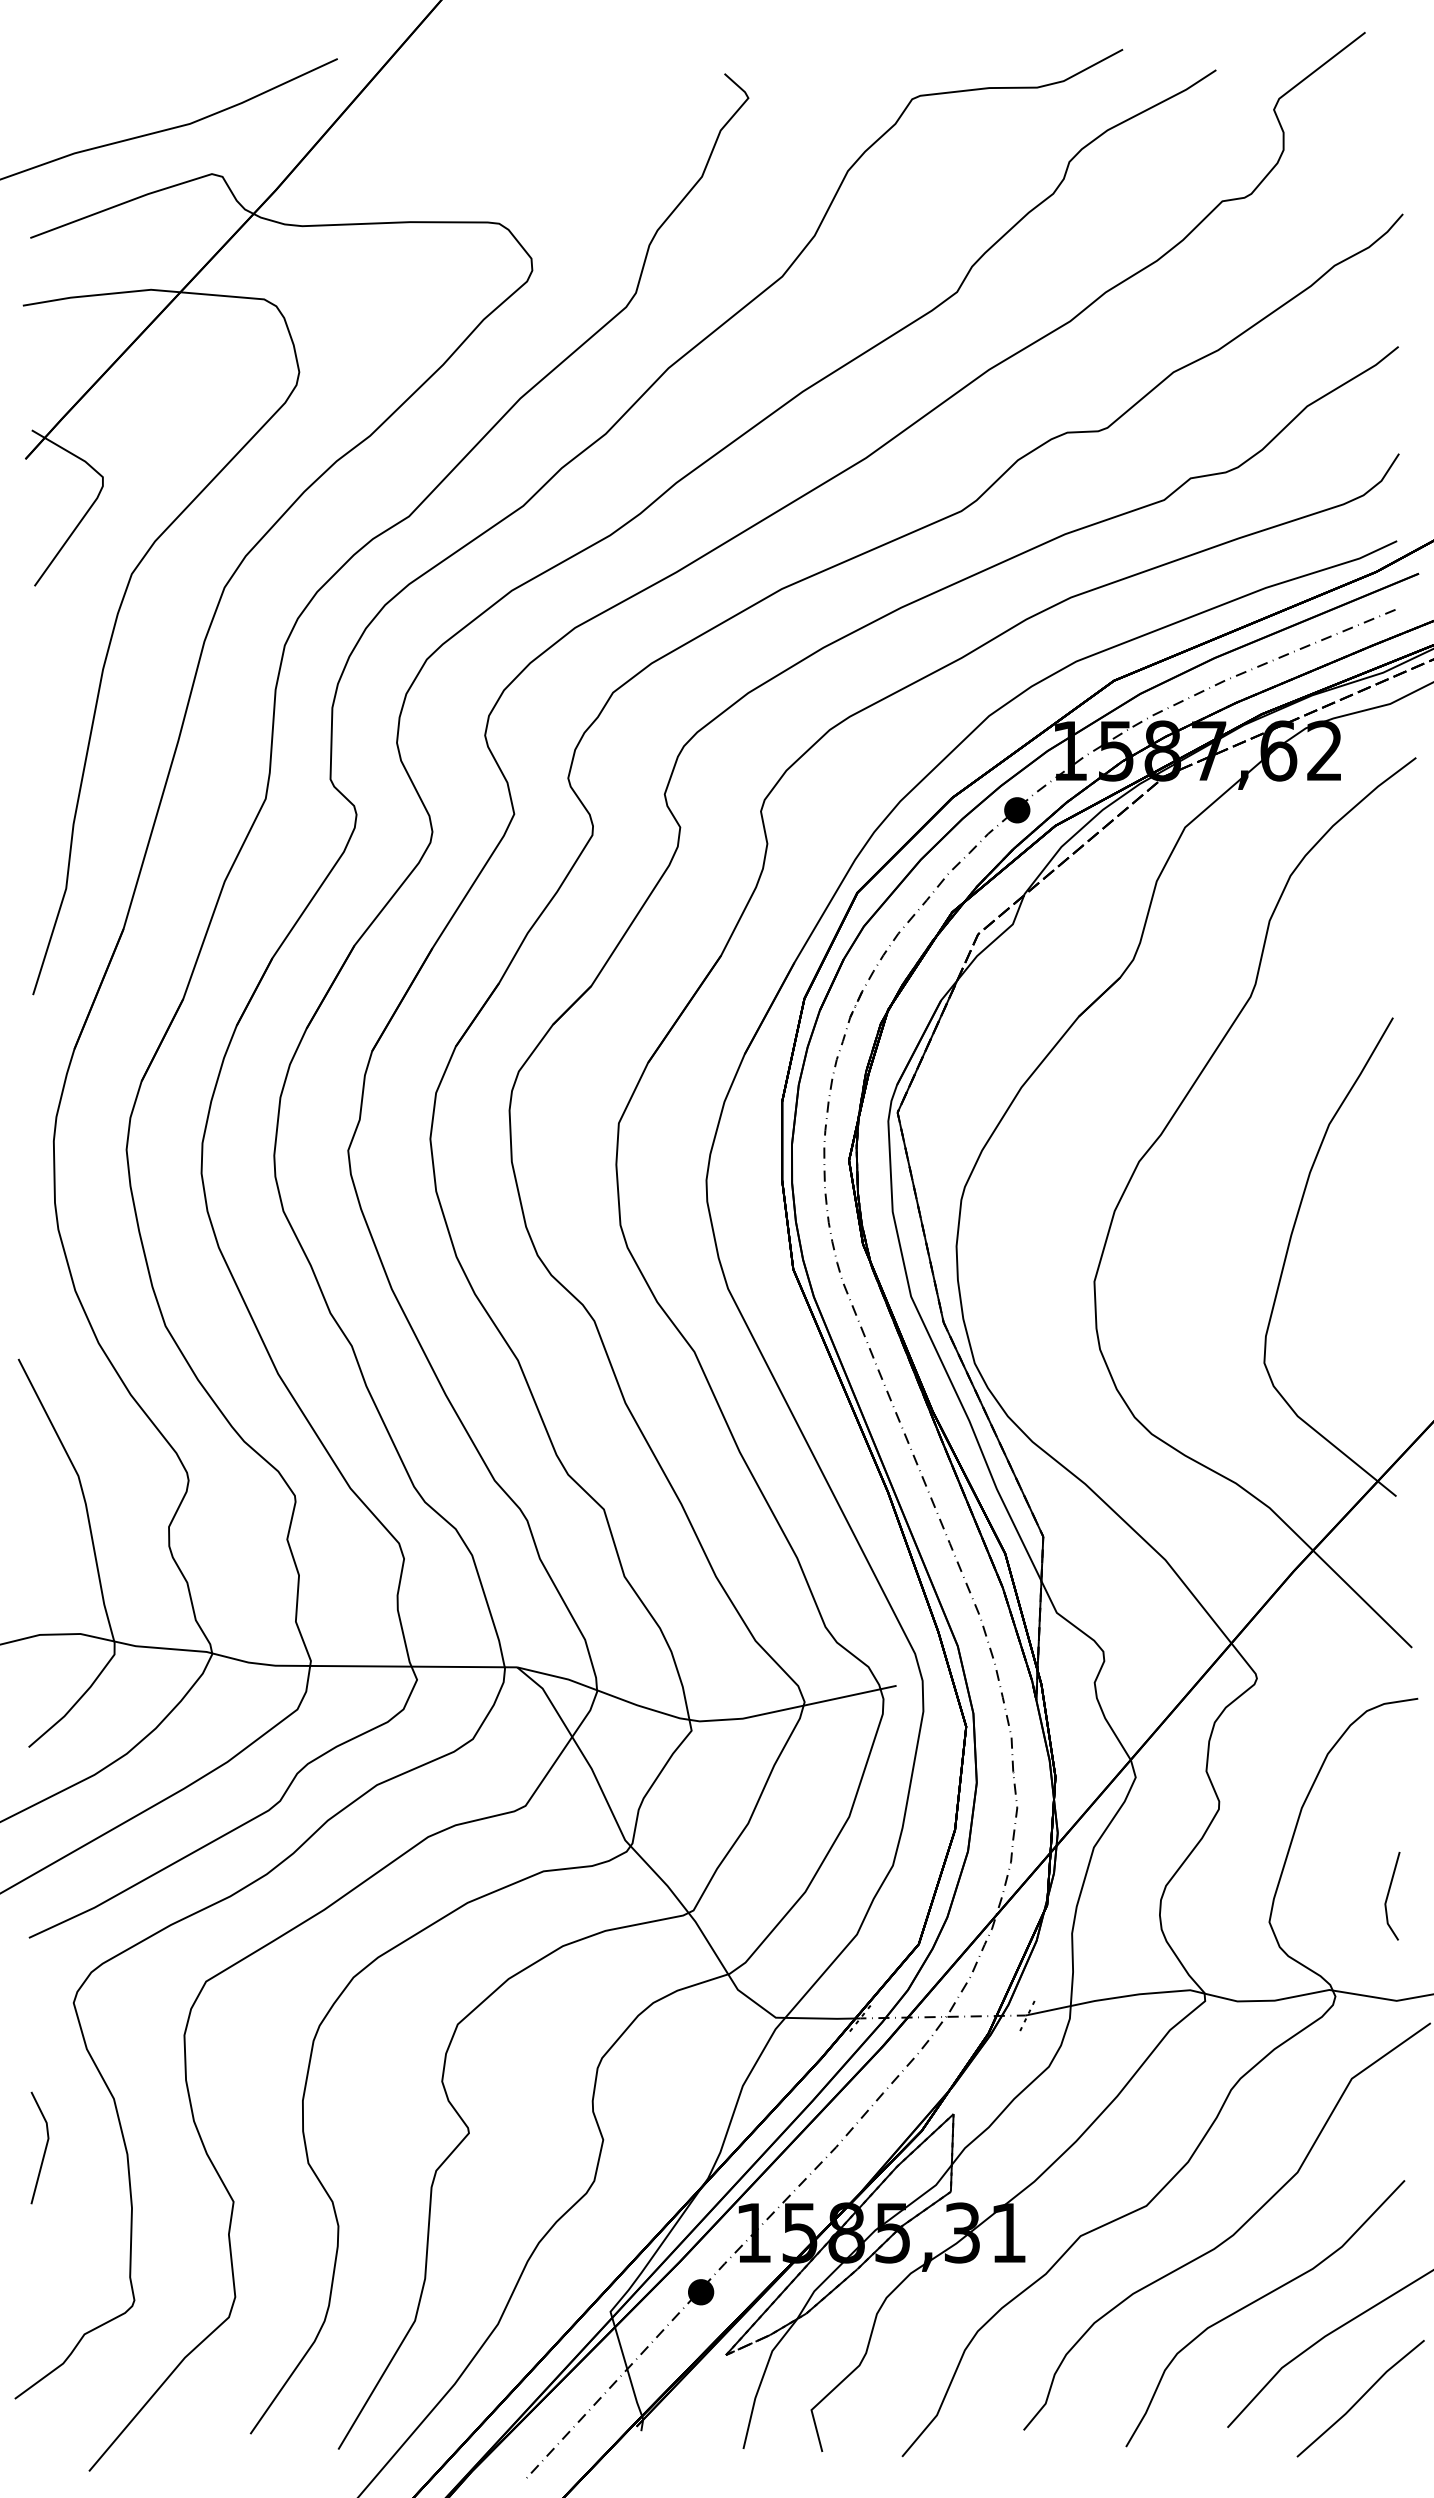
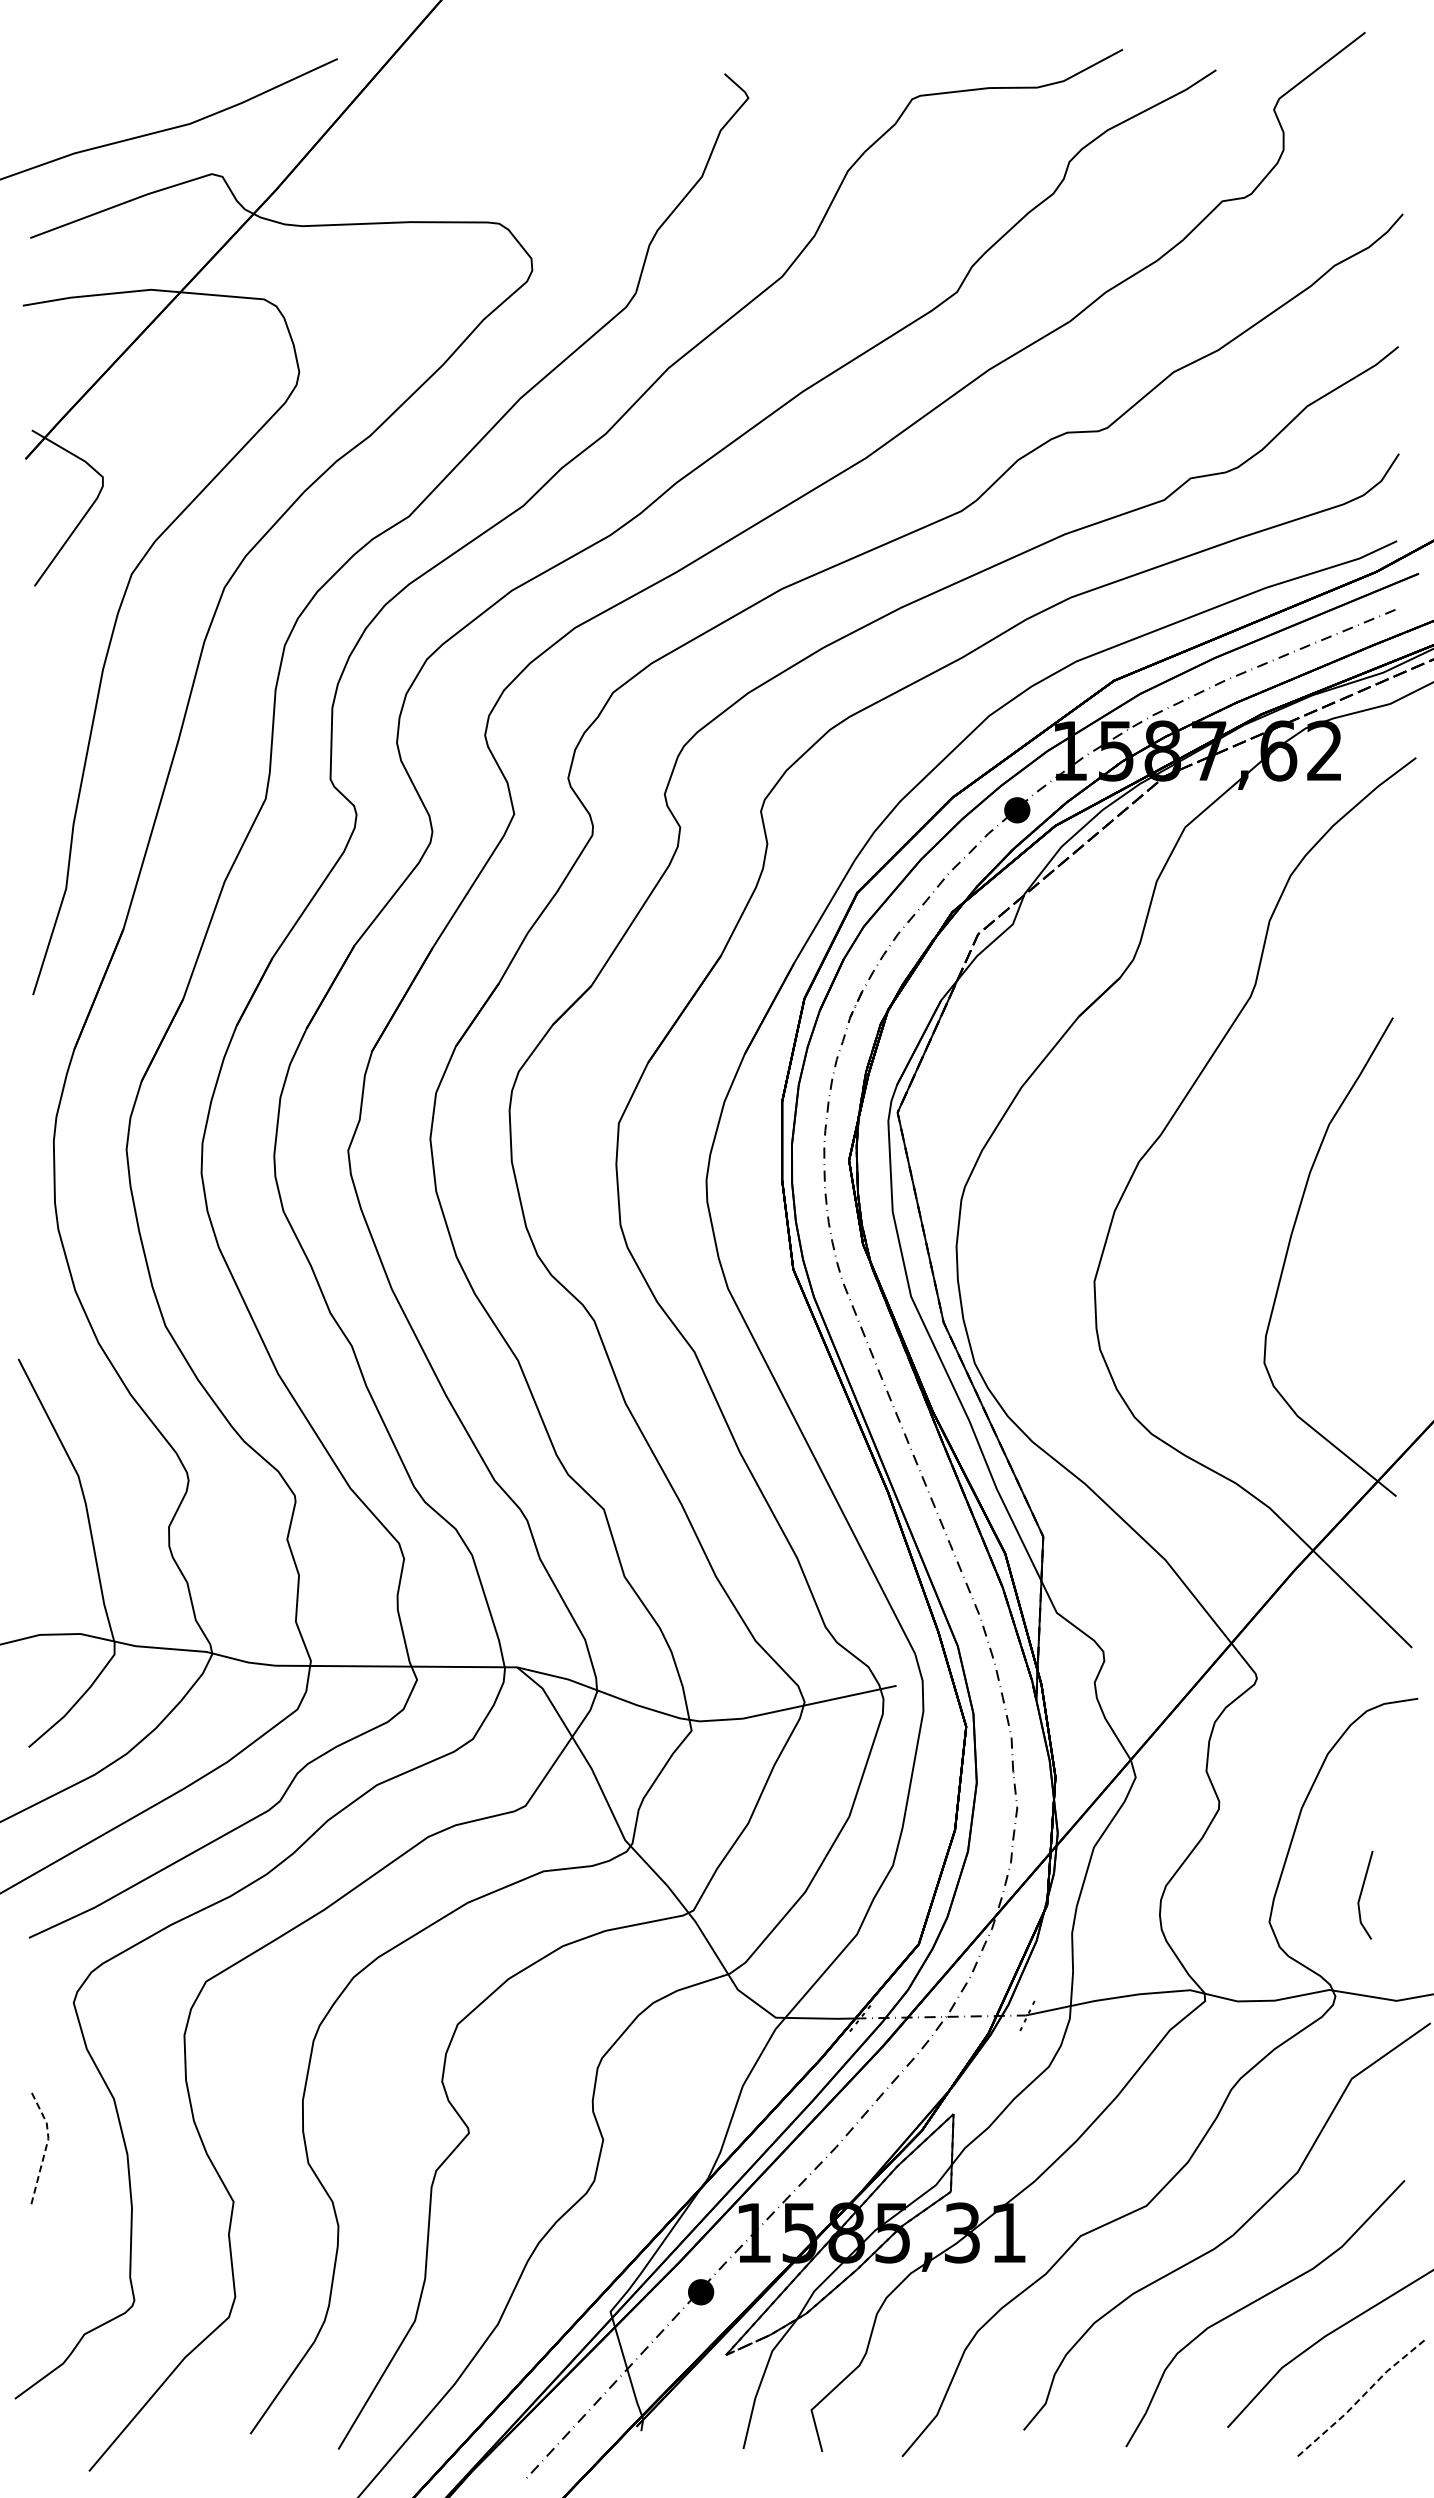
line position: (1389, 1893) -> (1362, 1892) (1362, 1892)
line: solid -> dashed (46, 2145)
line: solid -> dashed (1360, 2398)
